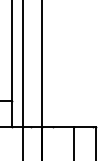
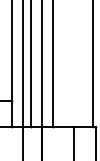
line: none -> present (30, 64)
line: none -> present (52, 64)
line: none -> present (93, 64)
